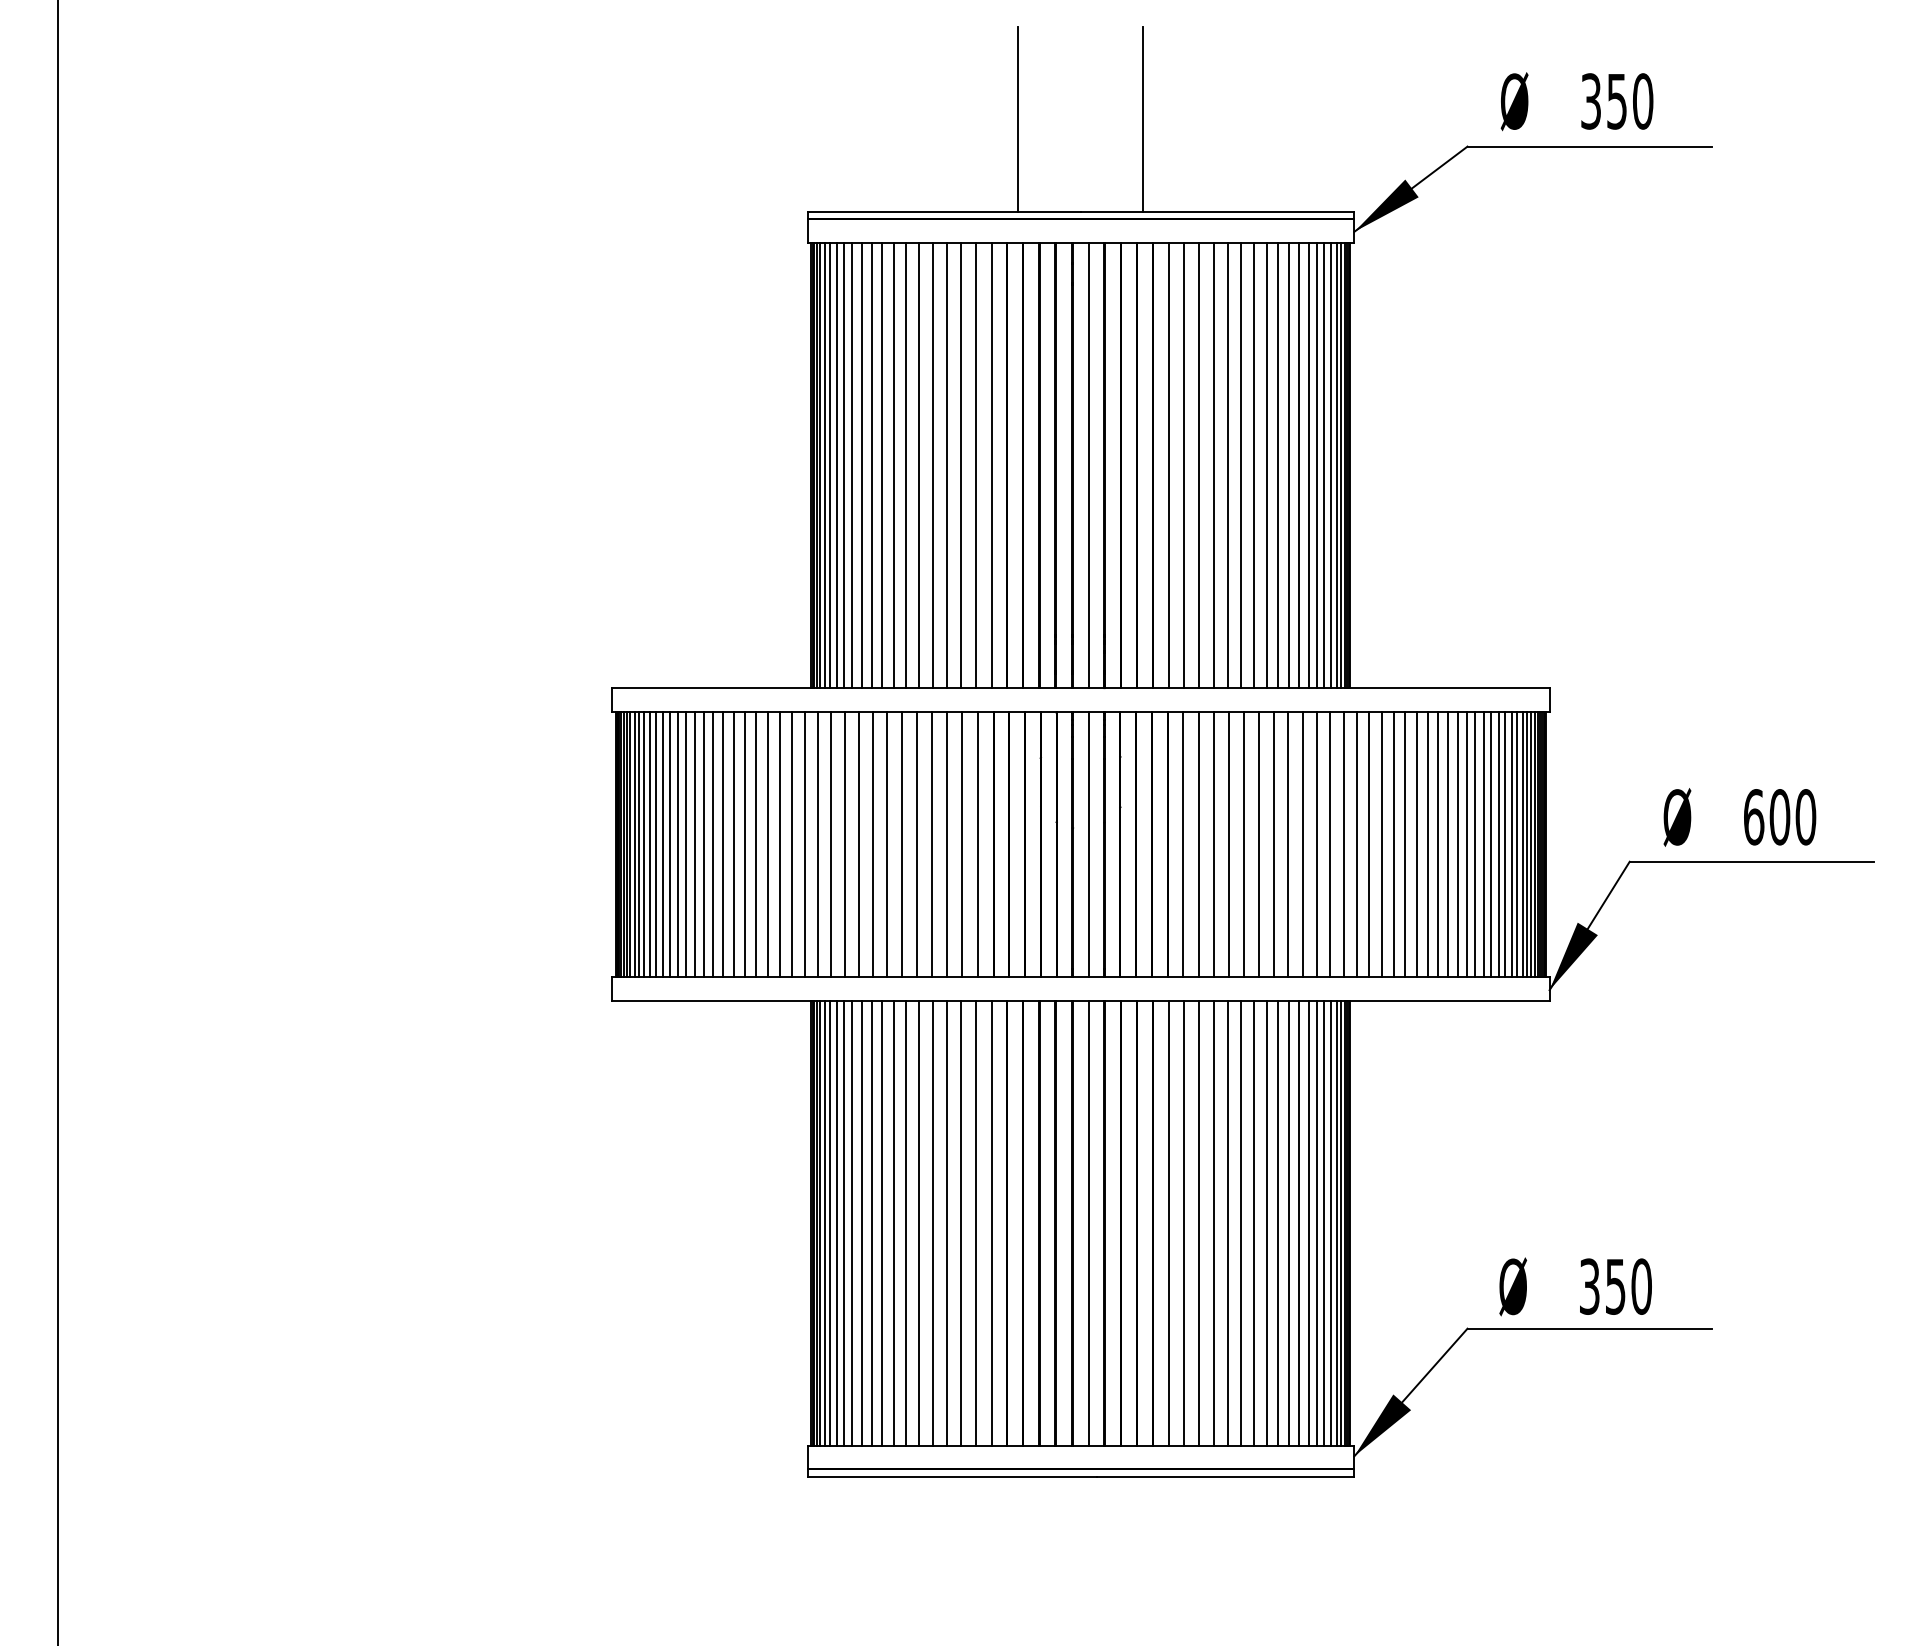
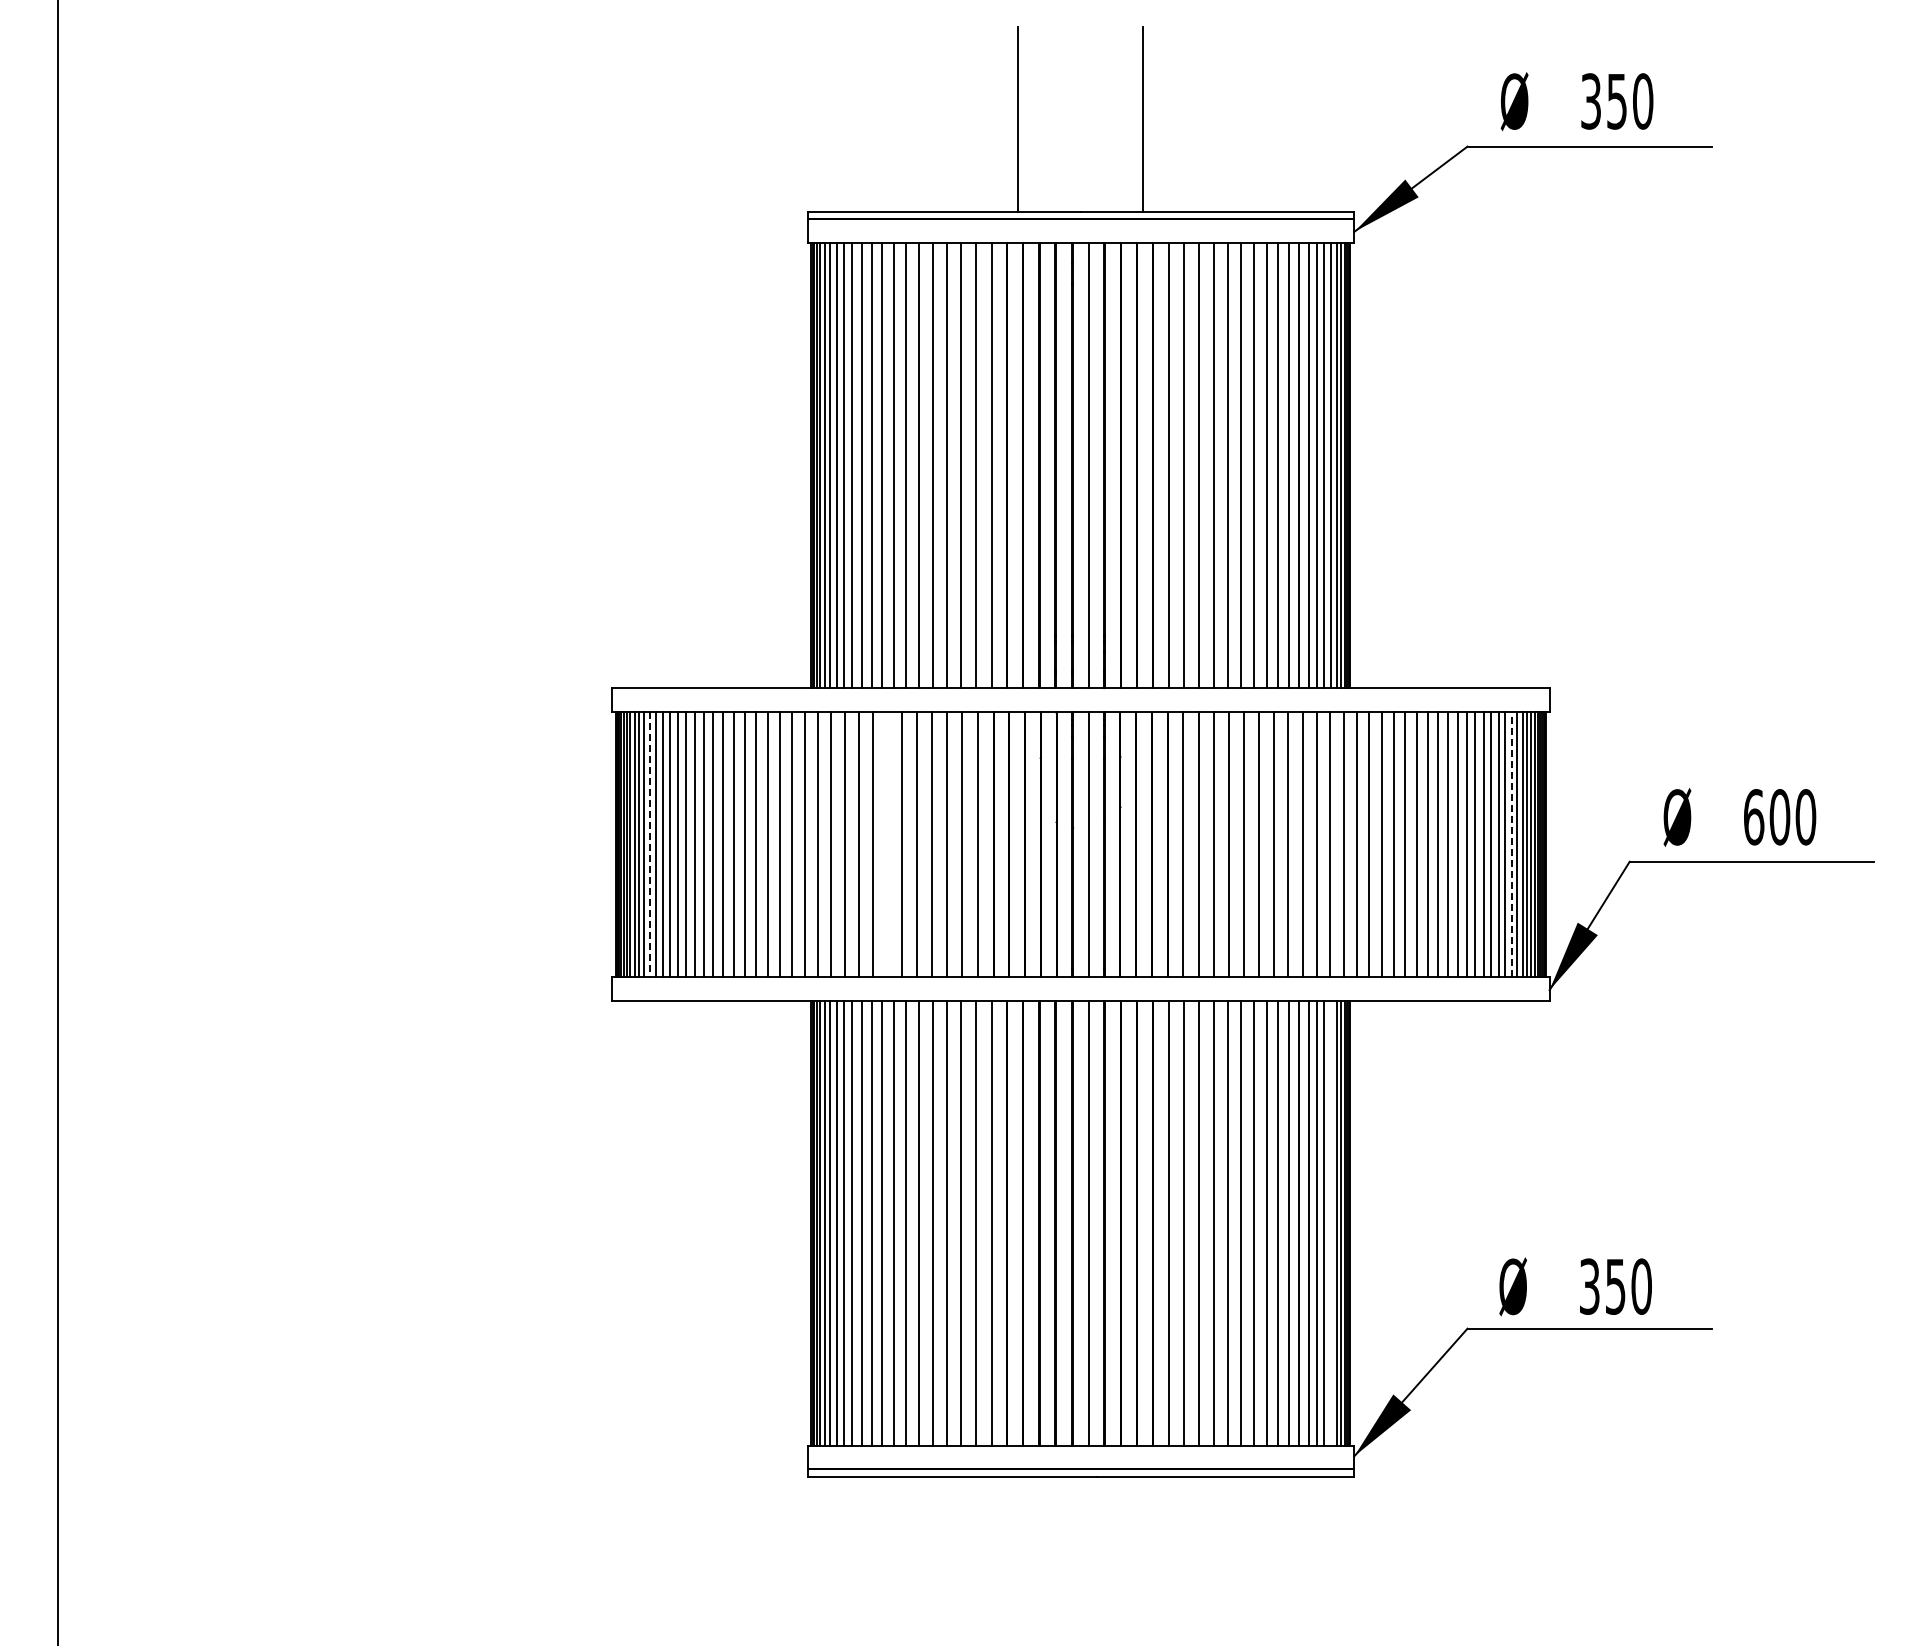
line: solid -> dashed (650, 844)
line: present -> none (887, 844)
line: solid -> dashed (1511, 844)
line: present -> none (1331, 1222)
